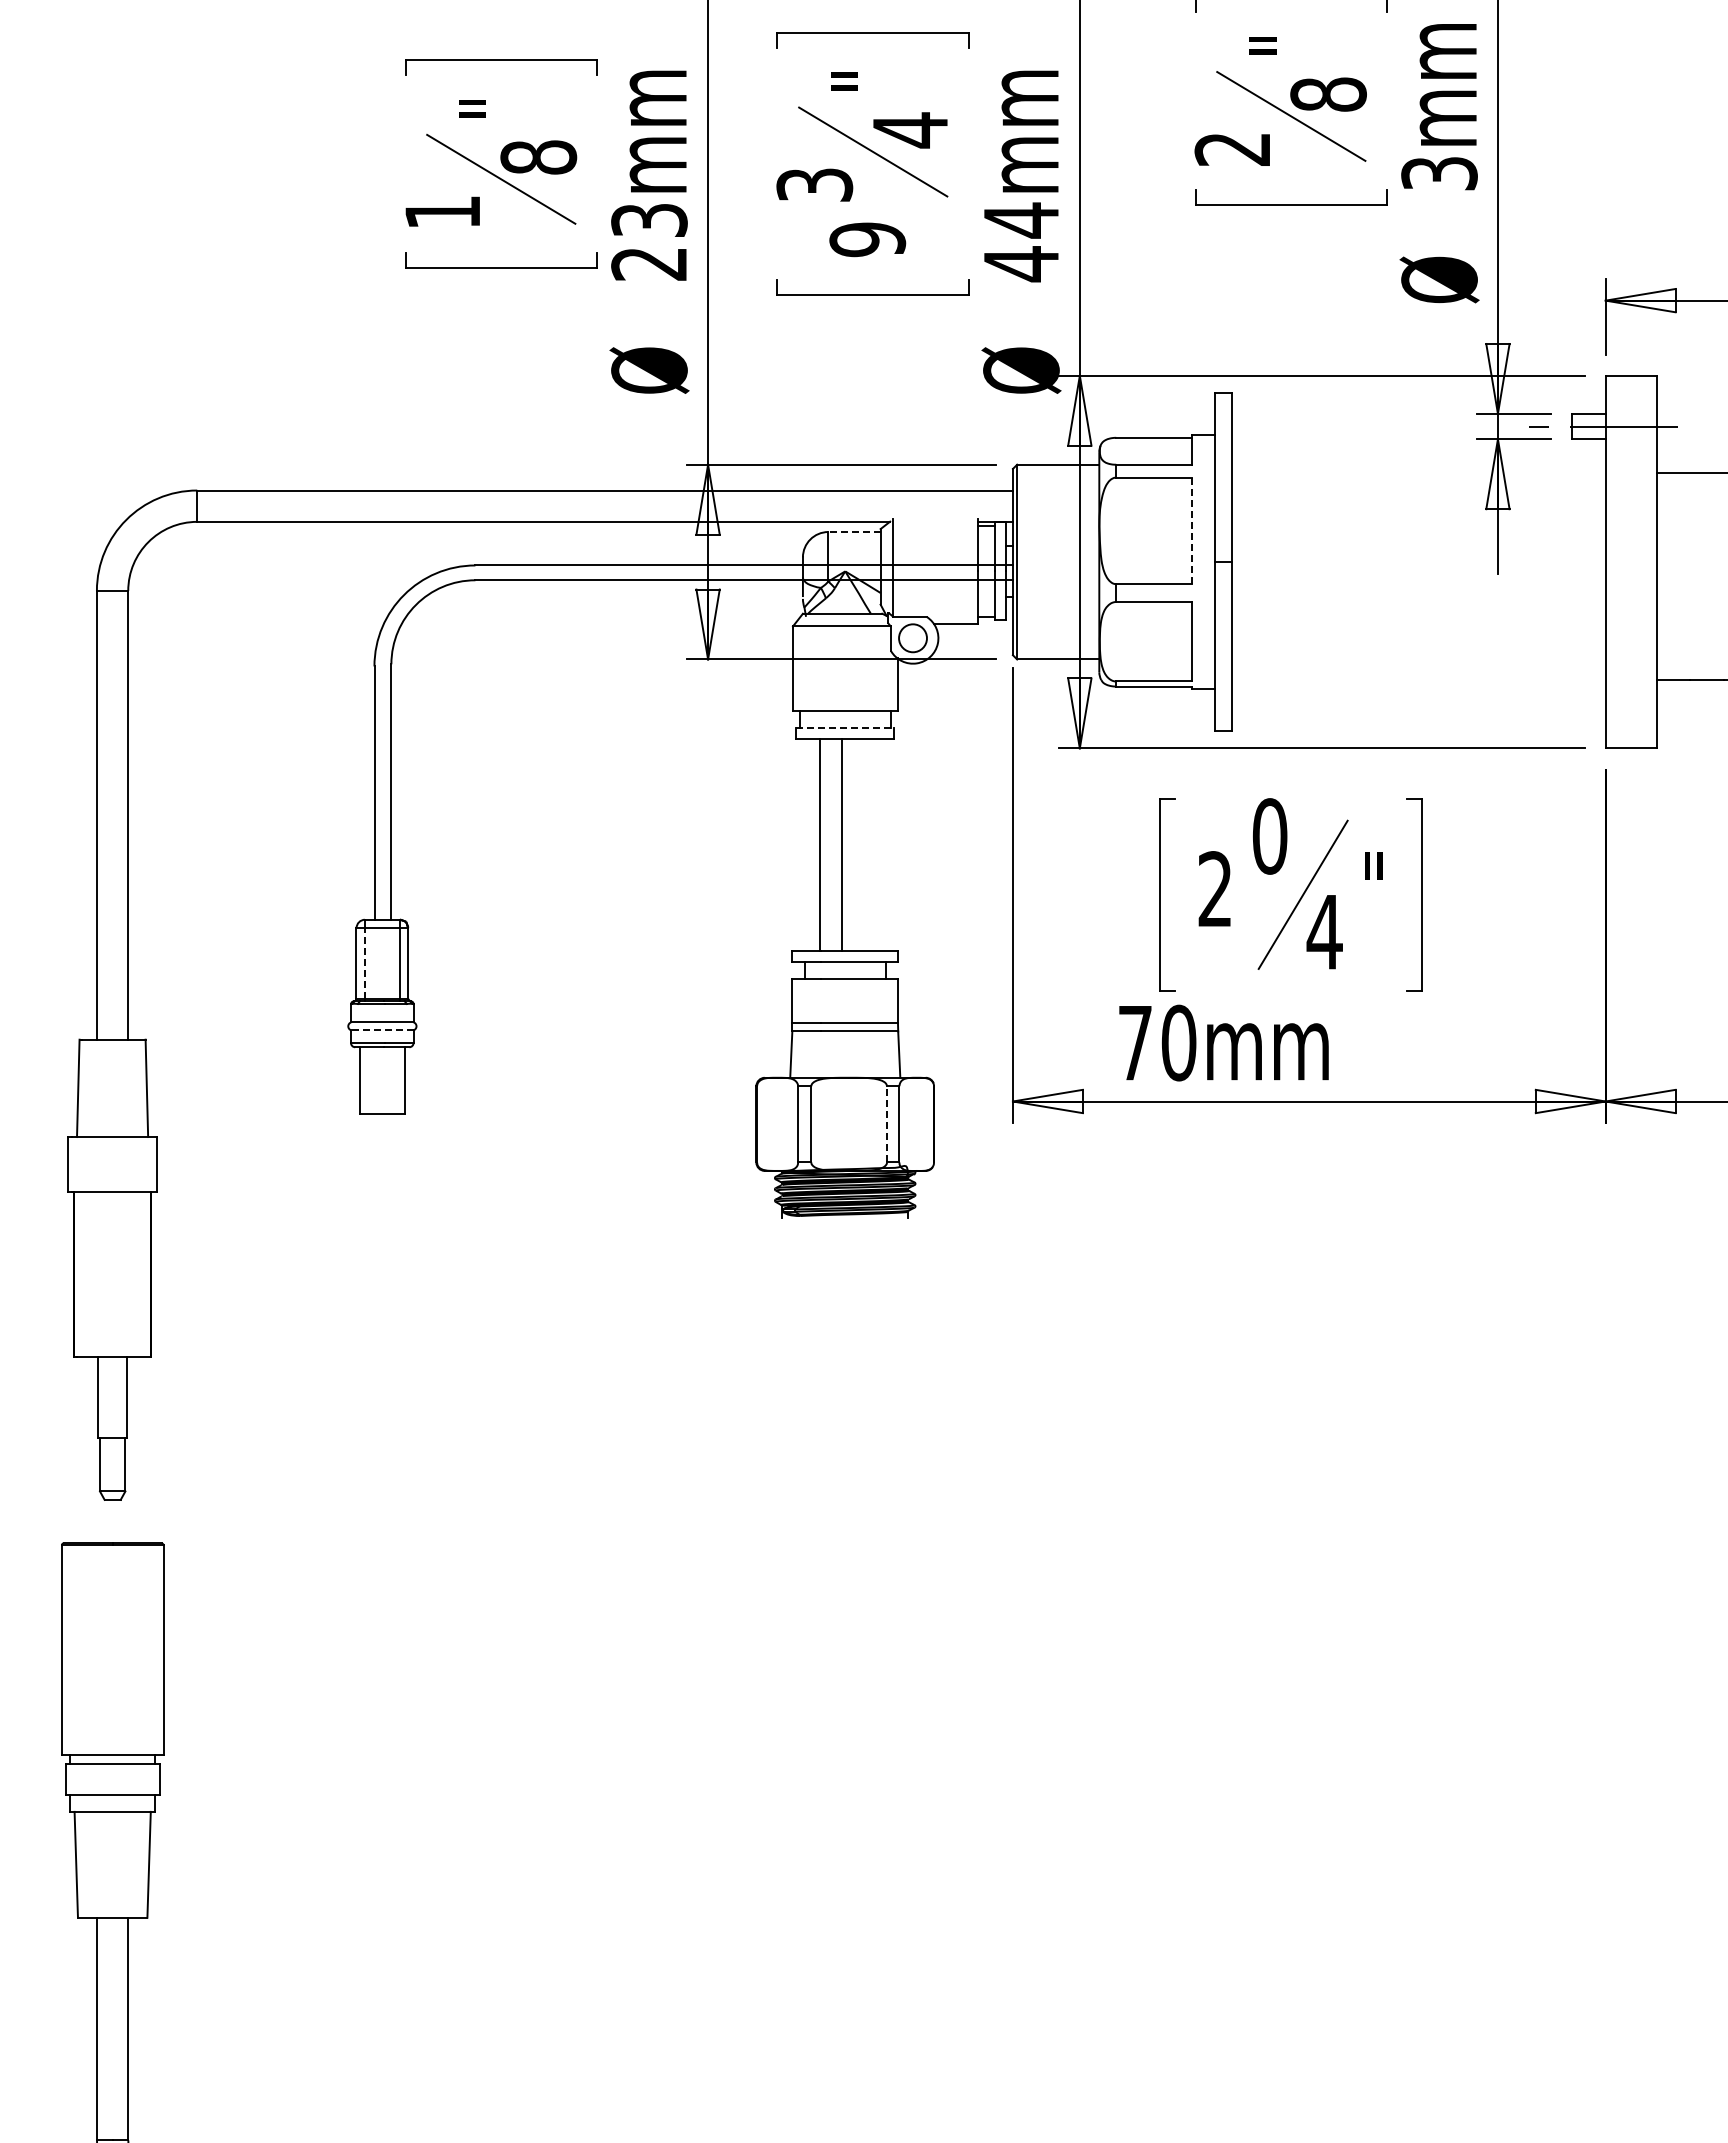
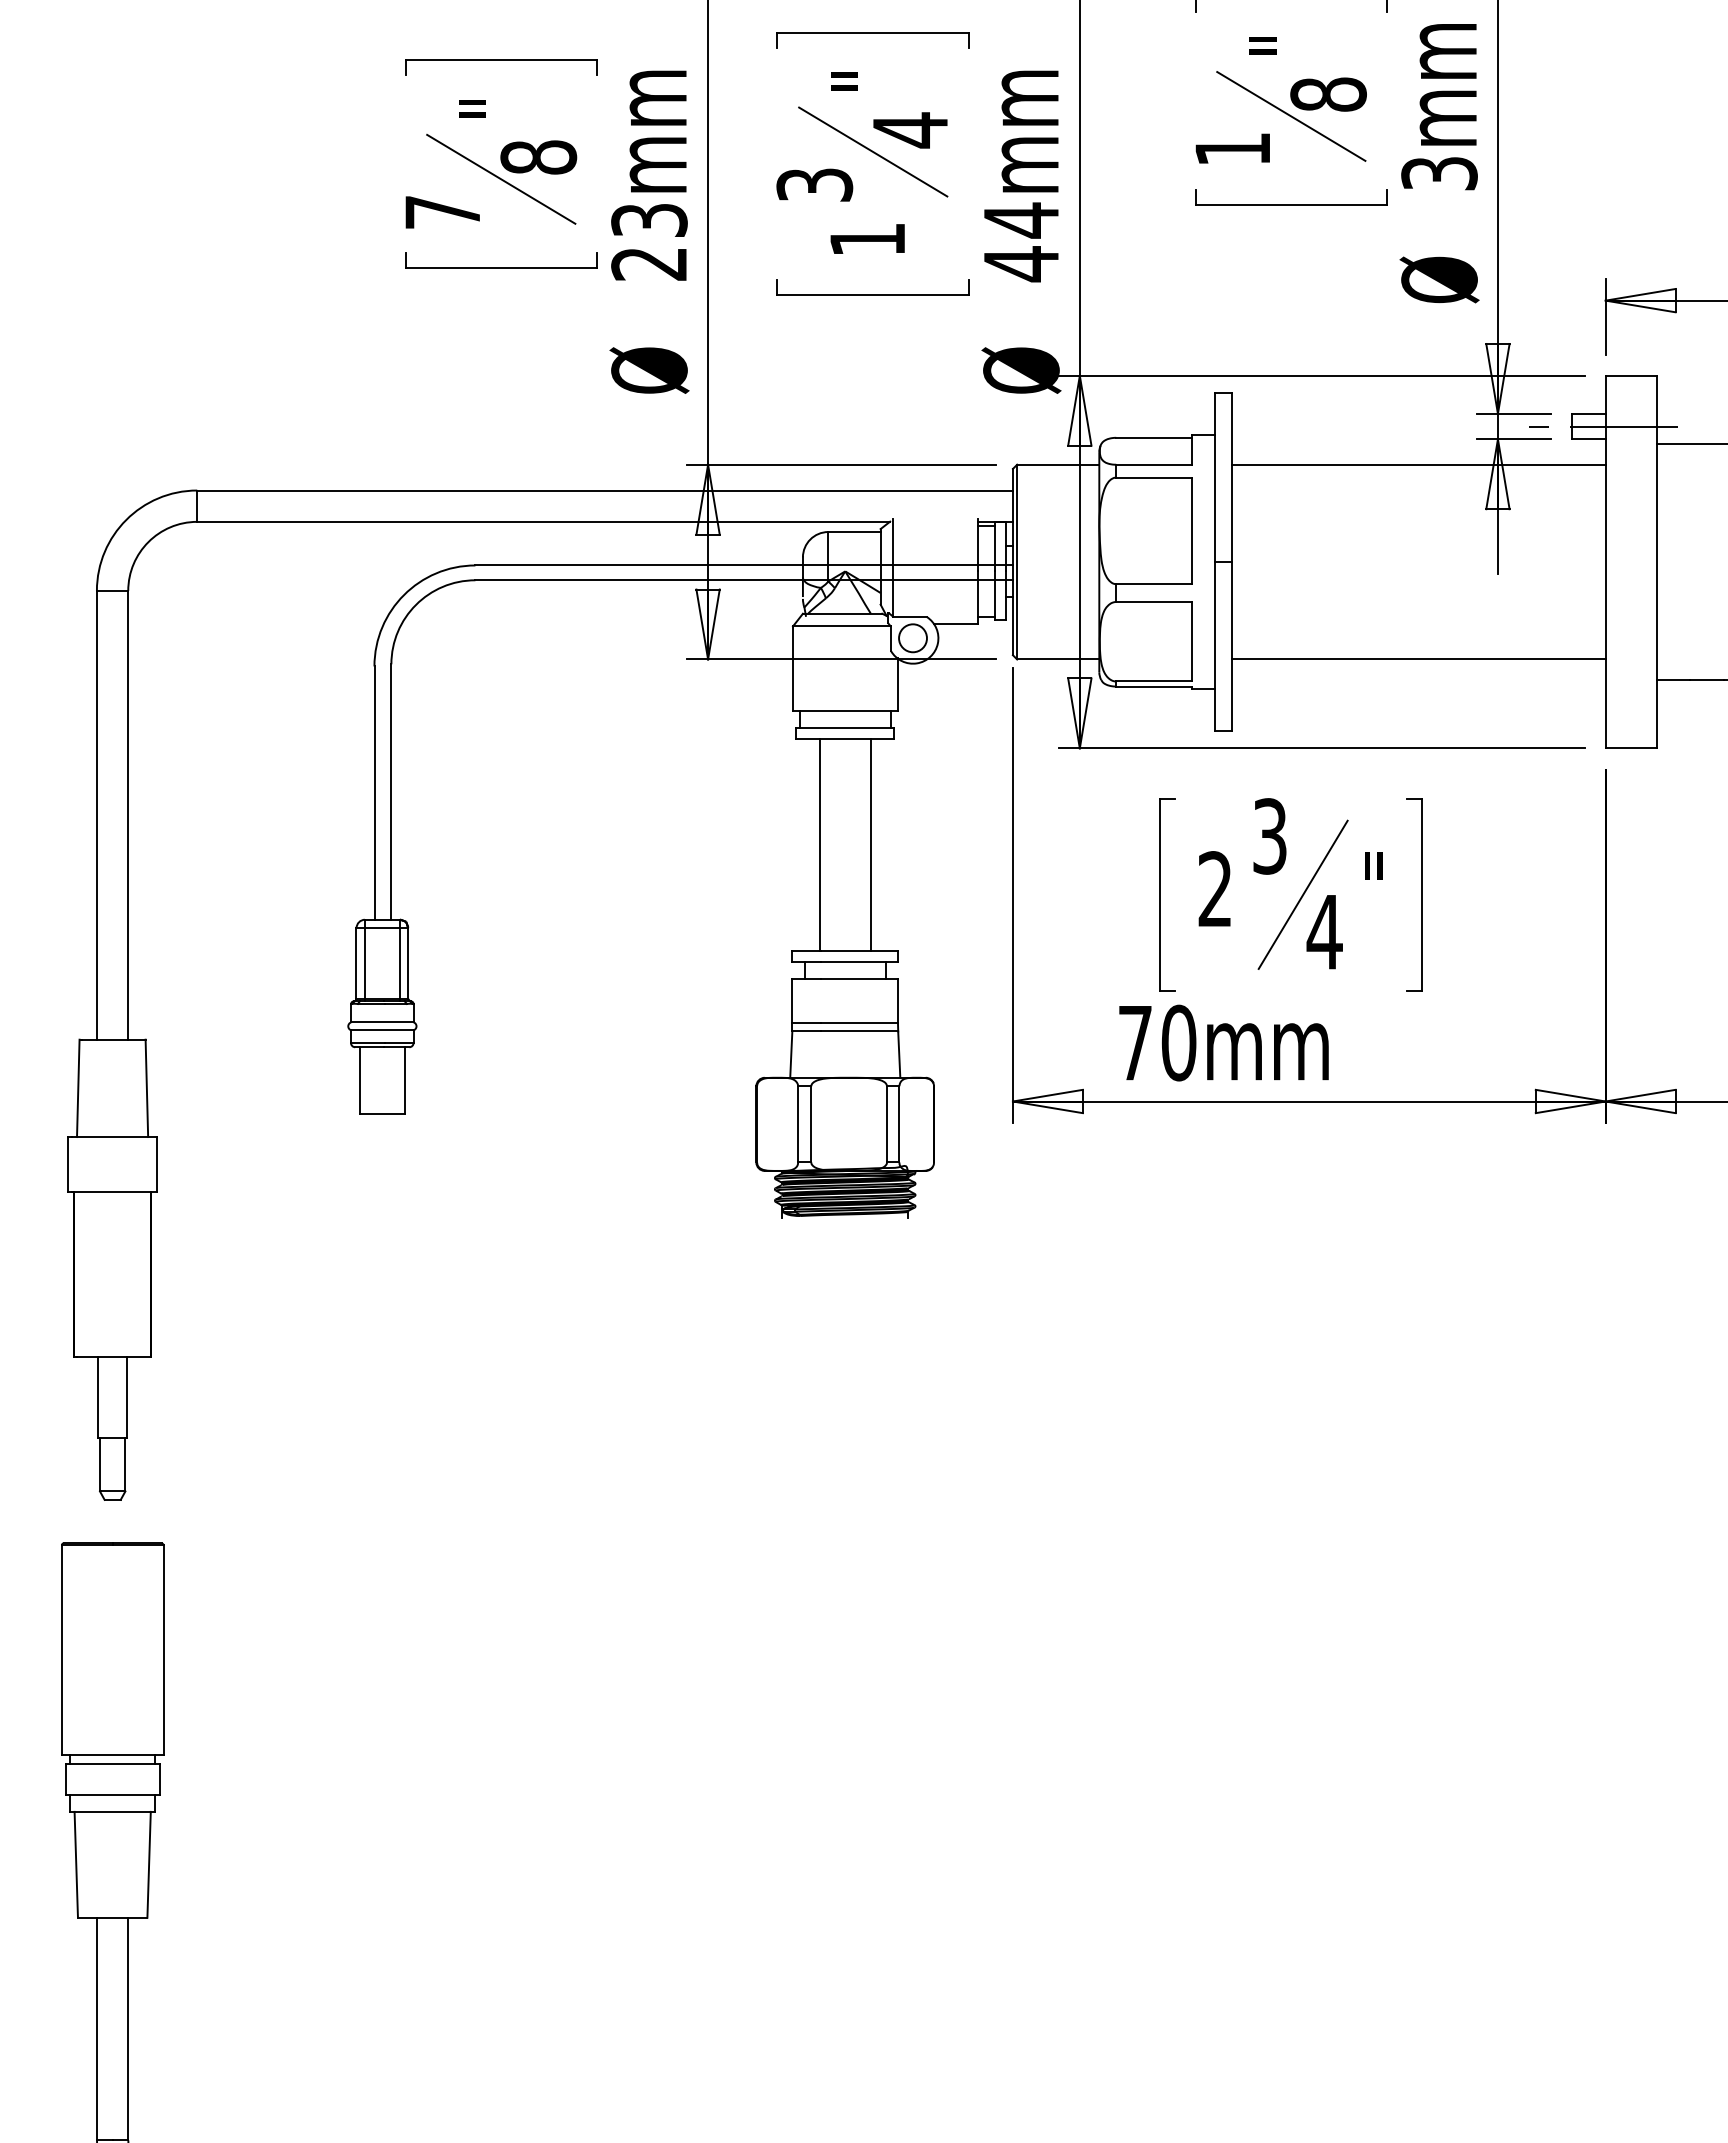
text: 2 -> 1 (1231, 149)
text: 1 -> 7 (442, 212)
text: 9 -> 1 (867, 239)
line: none -> present (1418, 464)
line position: (1690, 473) -> (1690, 444) (1690, 444)
line: dashed -> solid (1192, 531)
line: dashed -> solid (853, 532)
line: none -> present (1418, 659)
line: dashed -> solid (845, 728)
text: 0 -> 3 (1270, 836)
line position: (841, 844) -> (870, 844) (870, 844)
line: dashed -> solid (364, 962)
line: dashed -> solid (381, 1030)
line: dashed -> solid (886, 1123)
